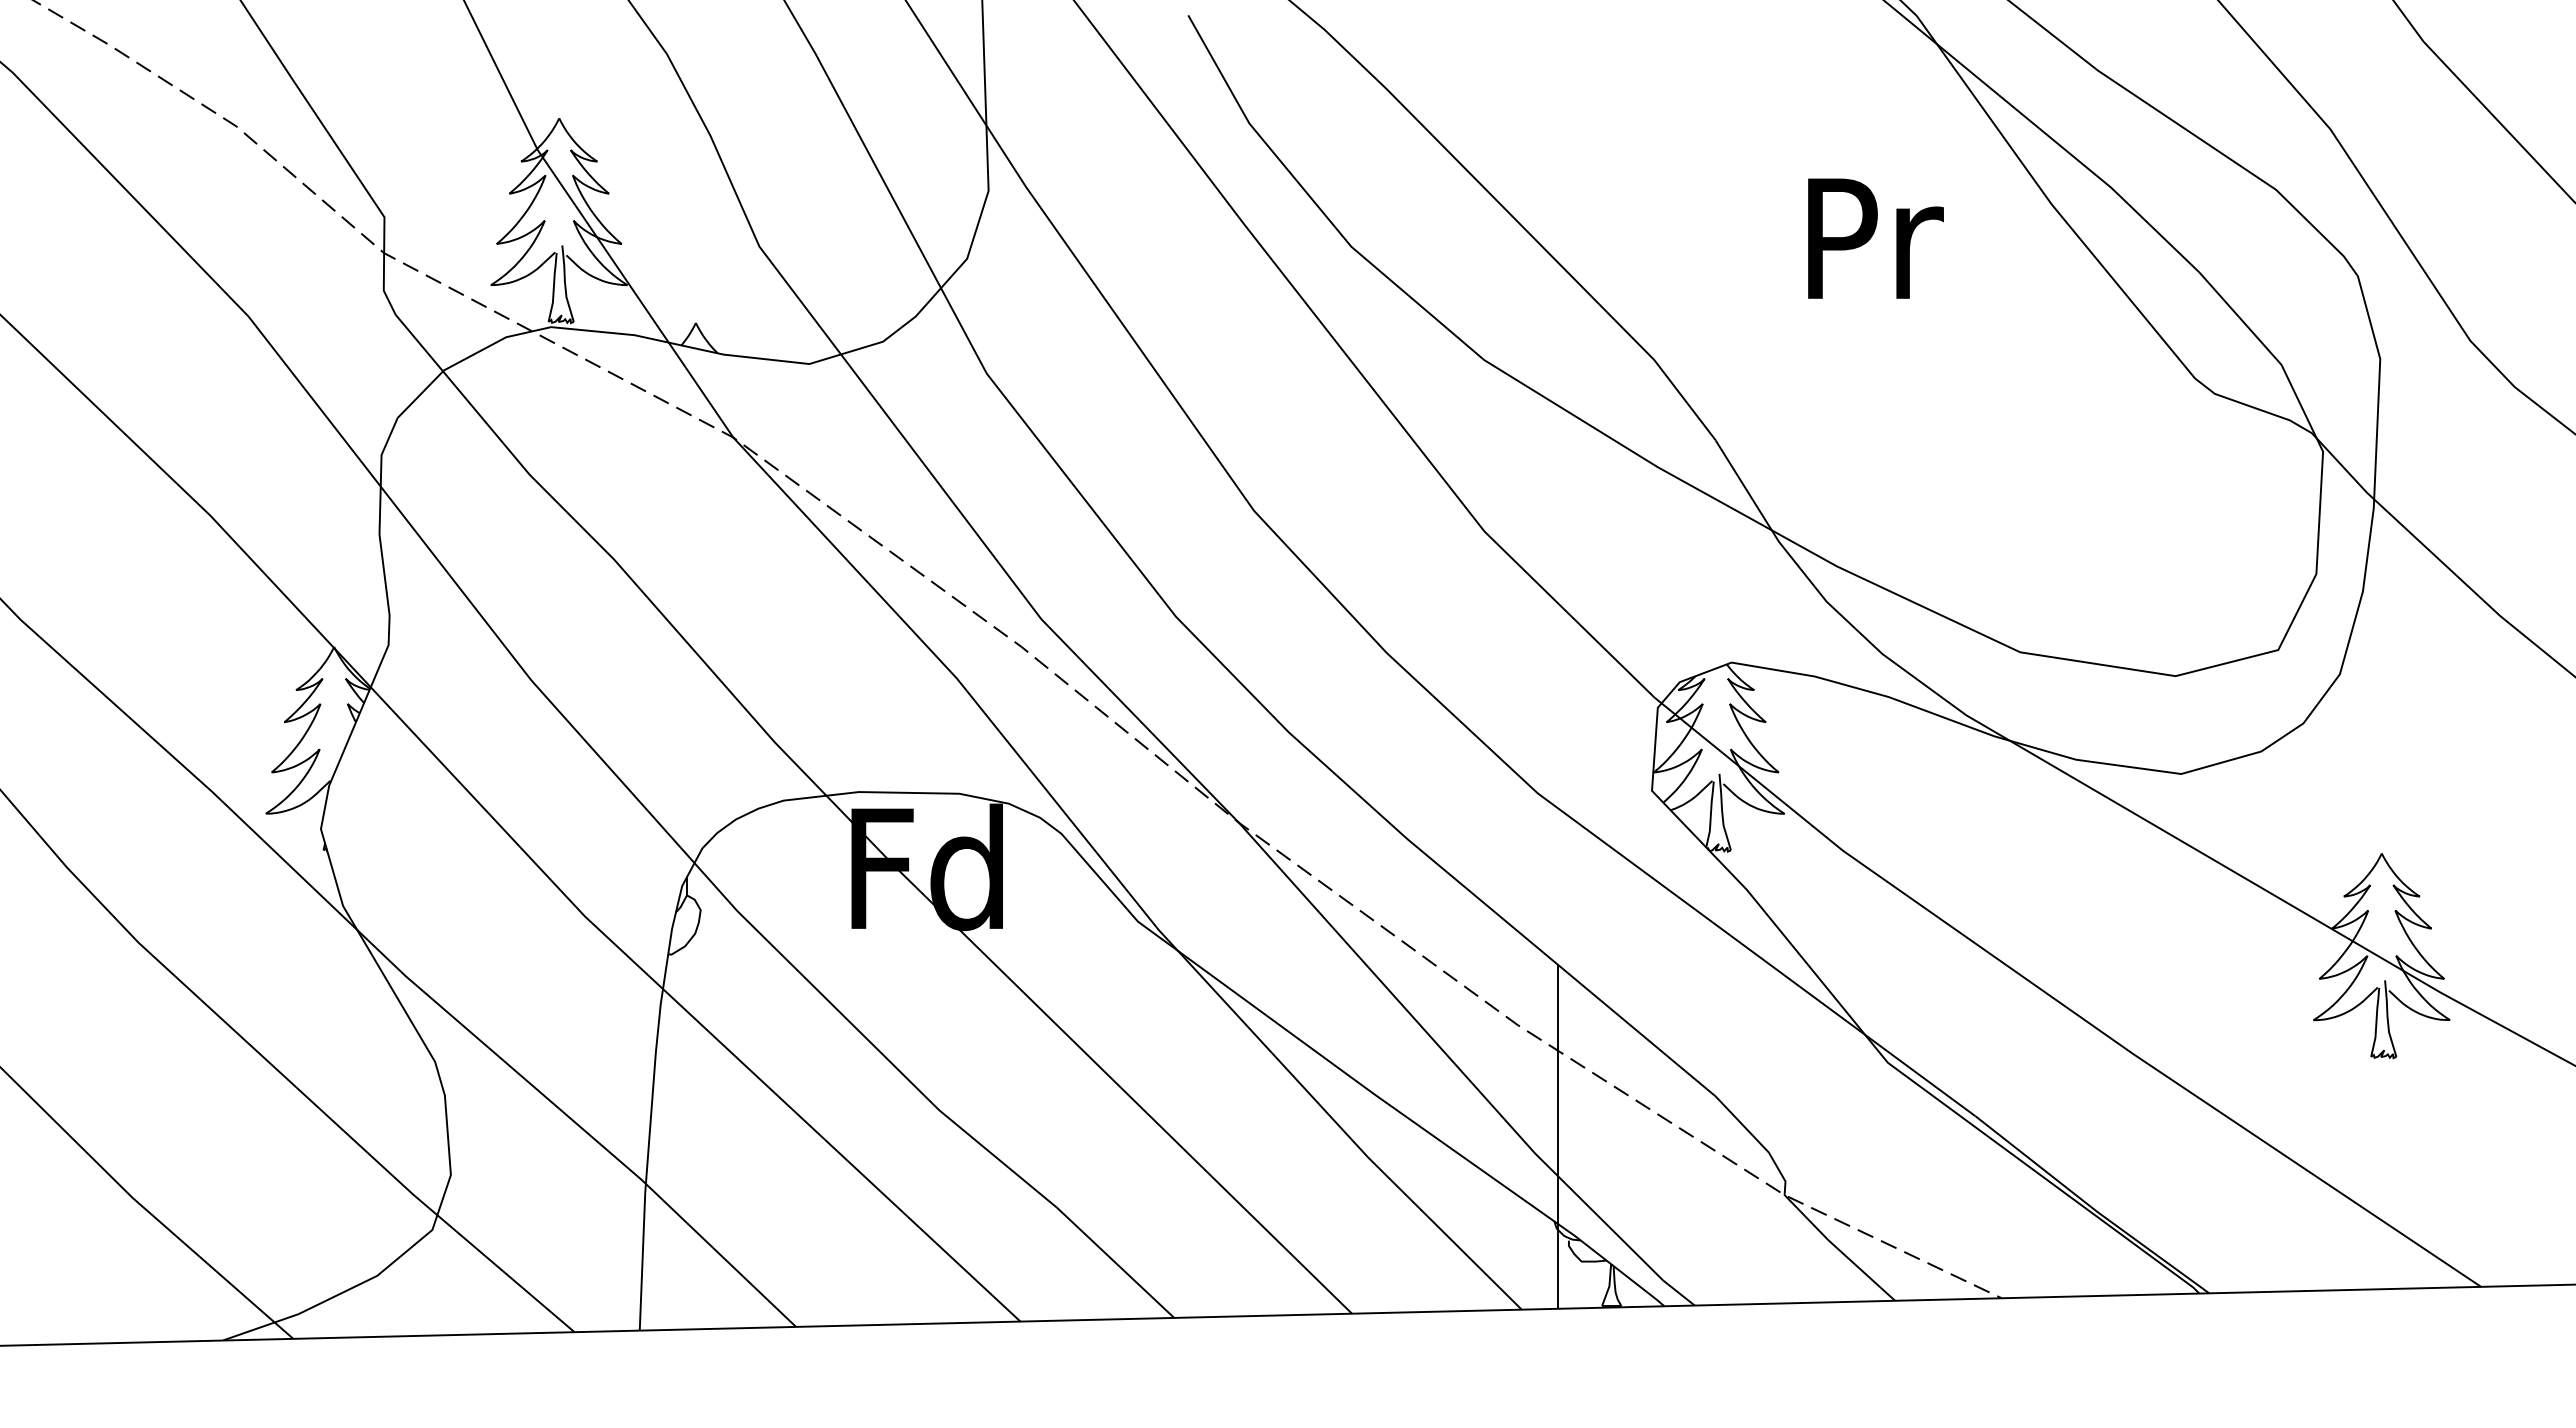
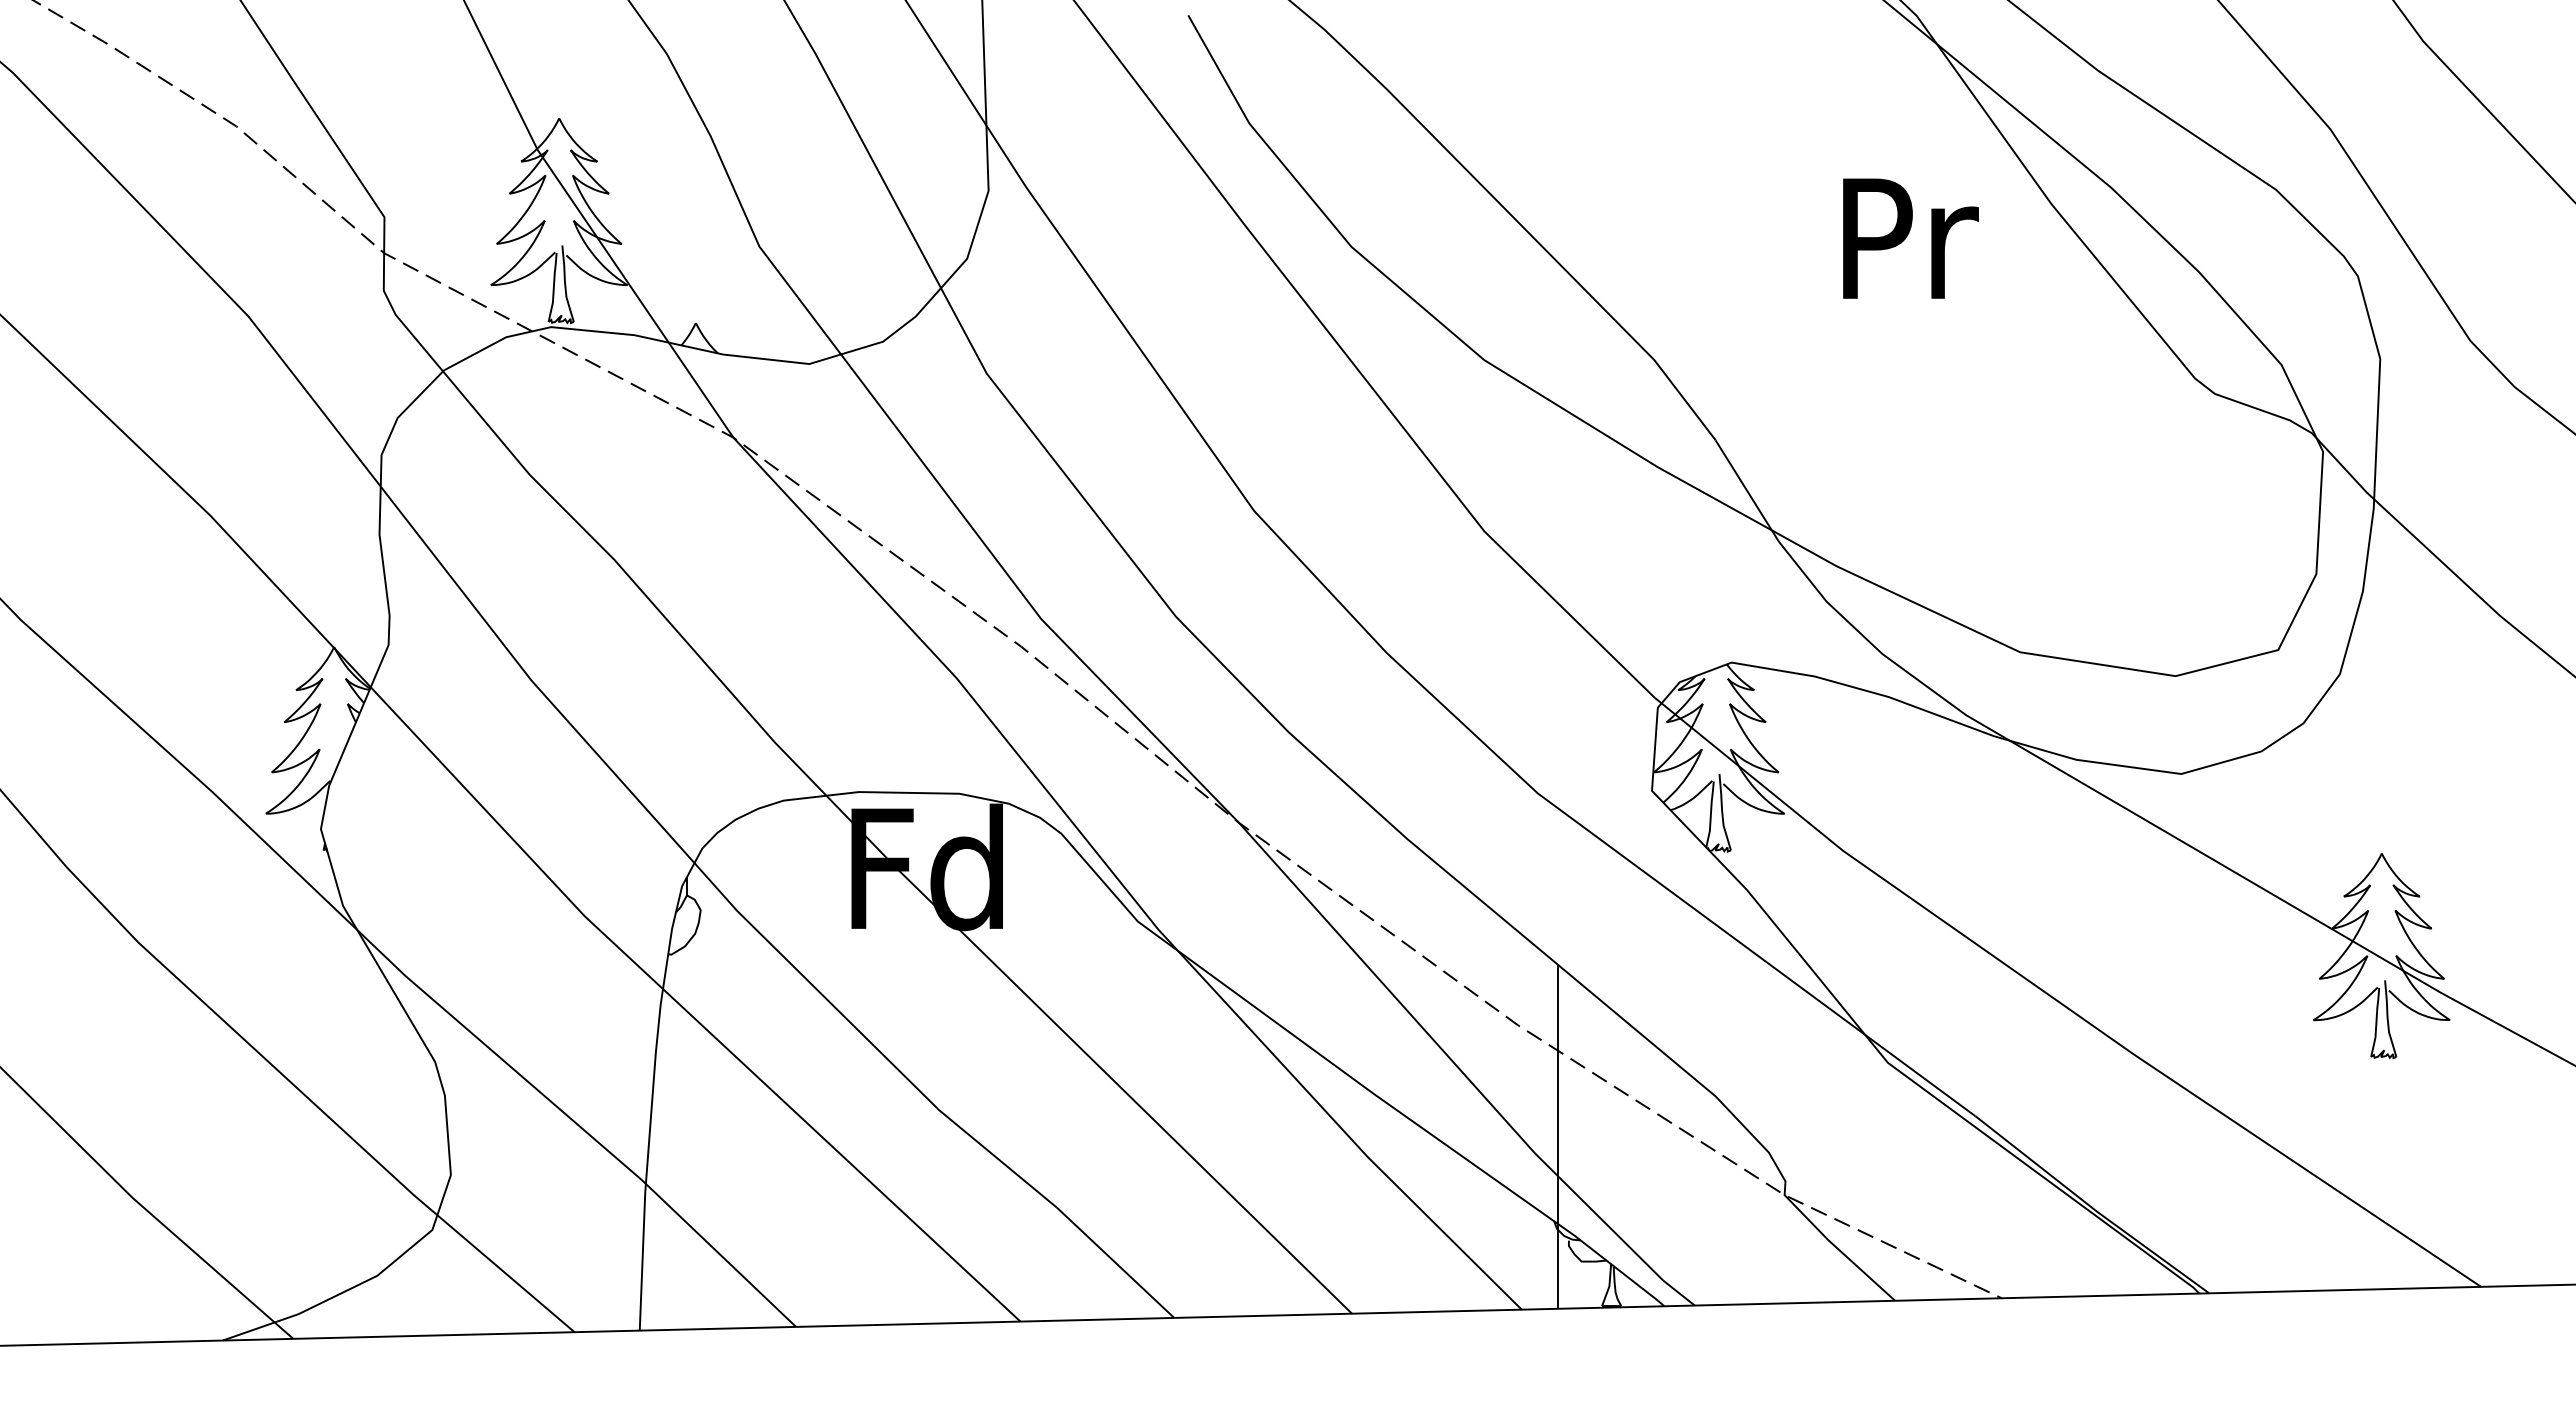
text position: (1875, 238) -> (1910, 238) (1910, 238)
